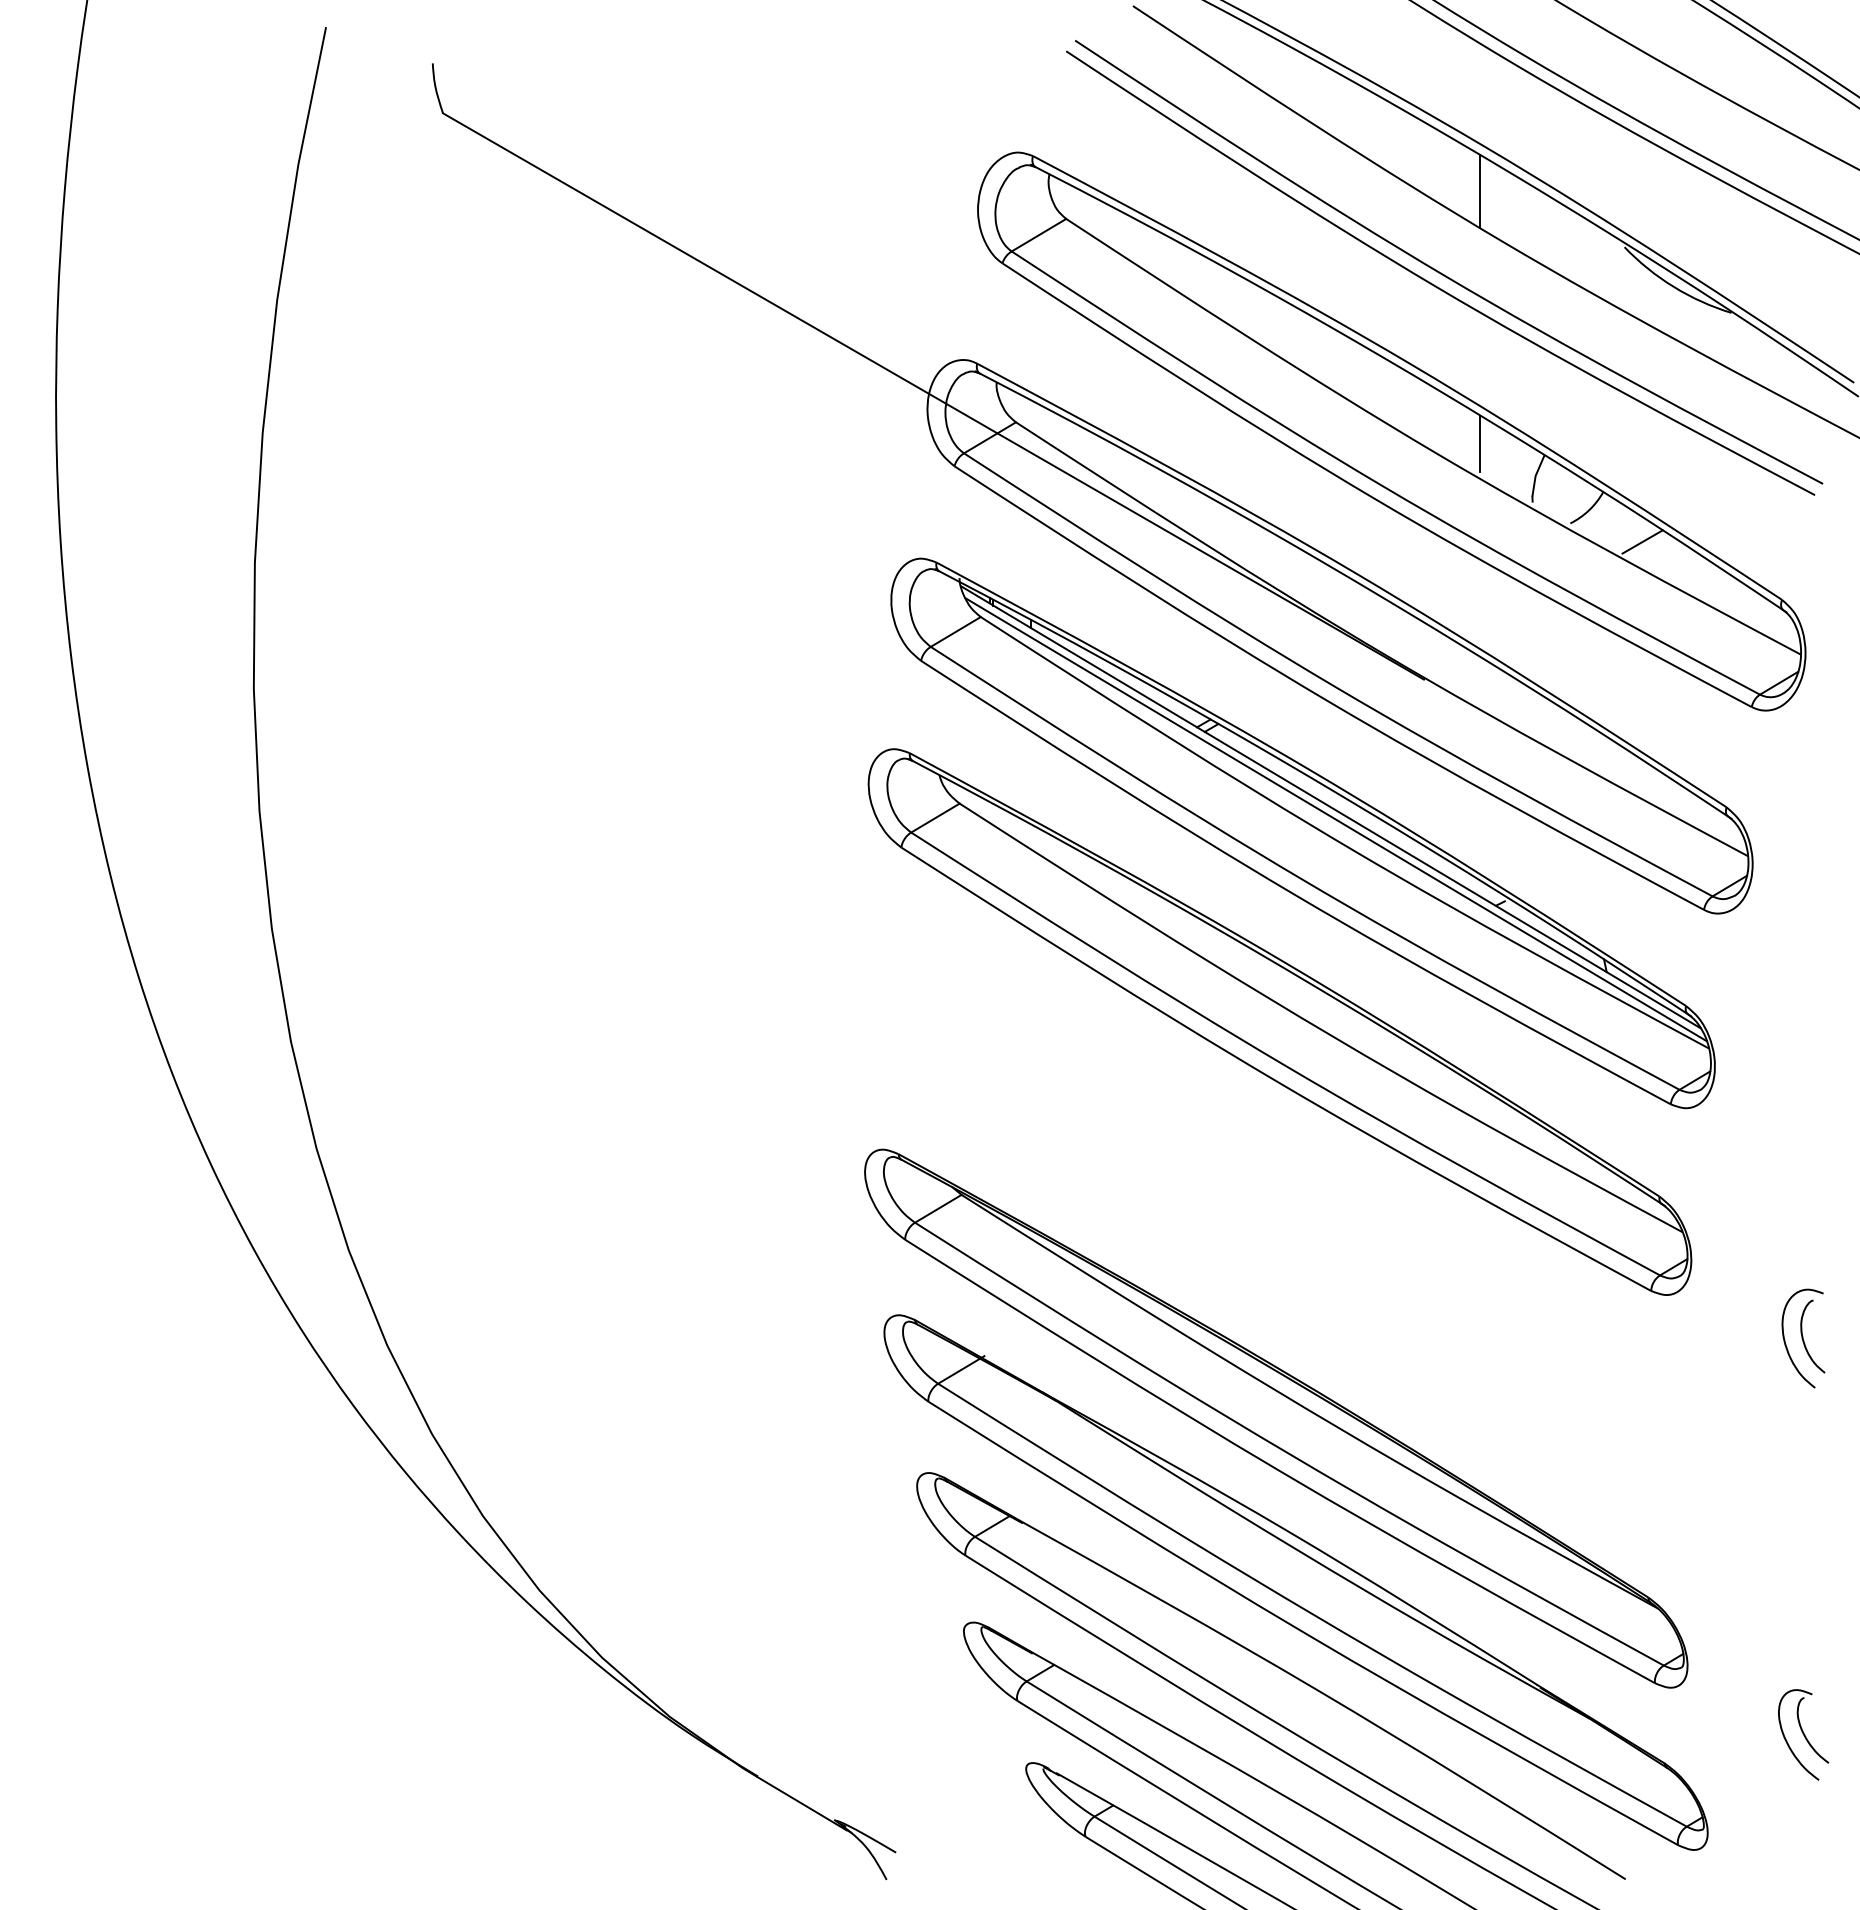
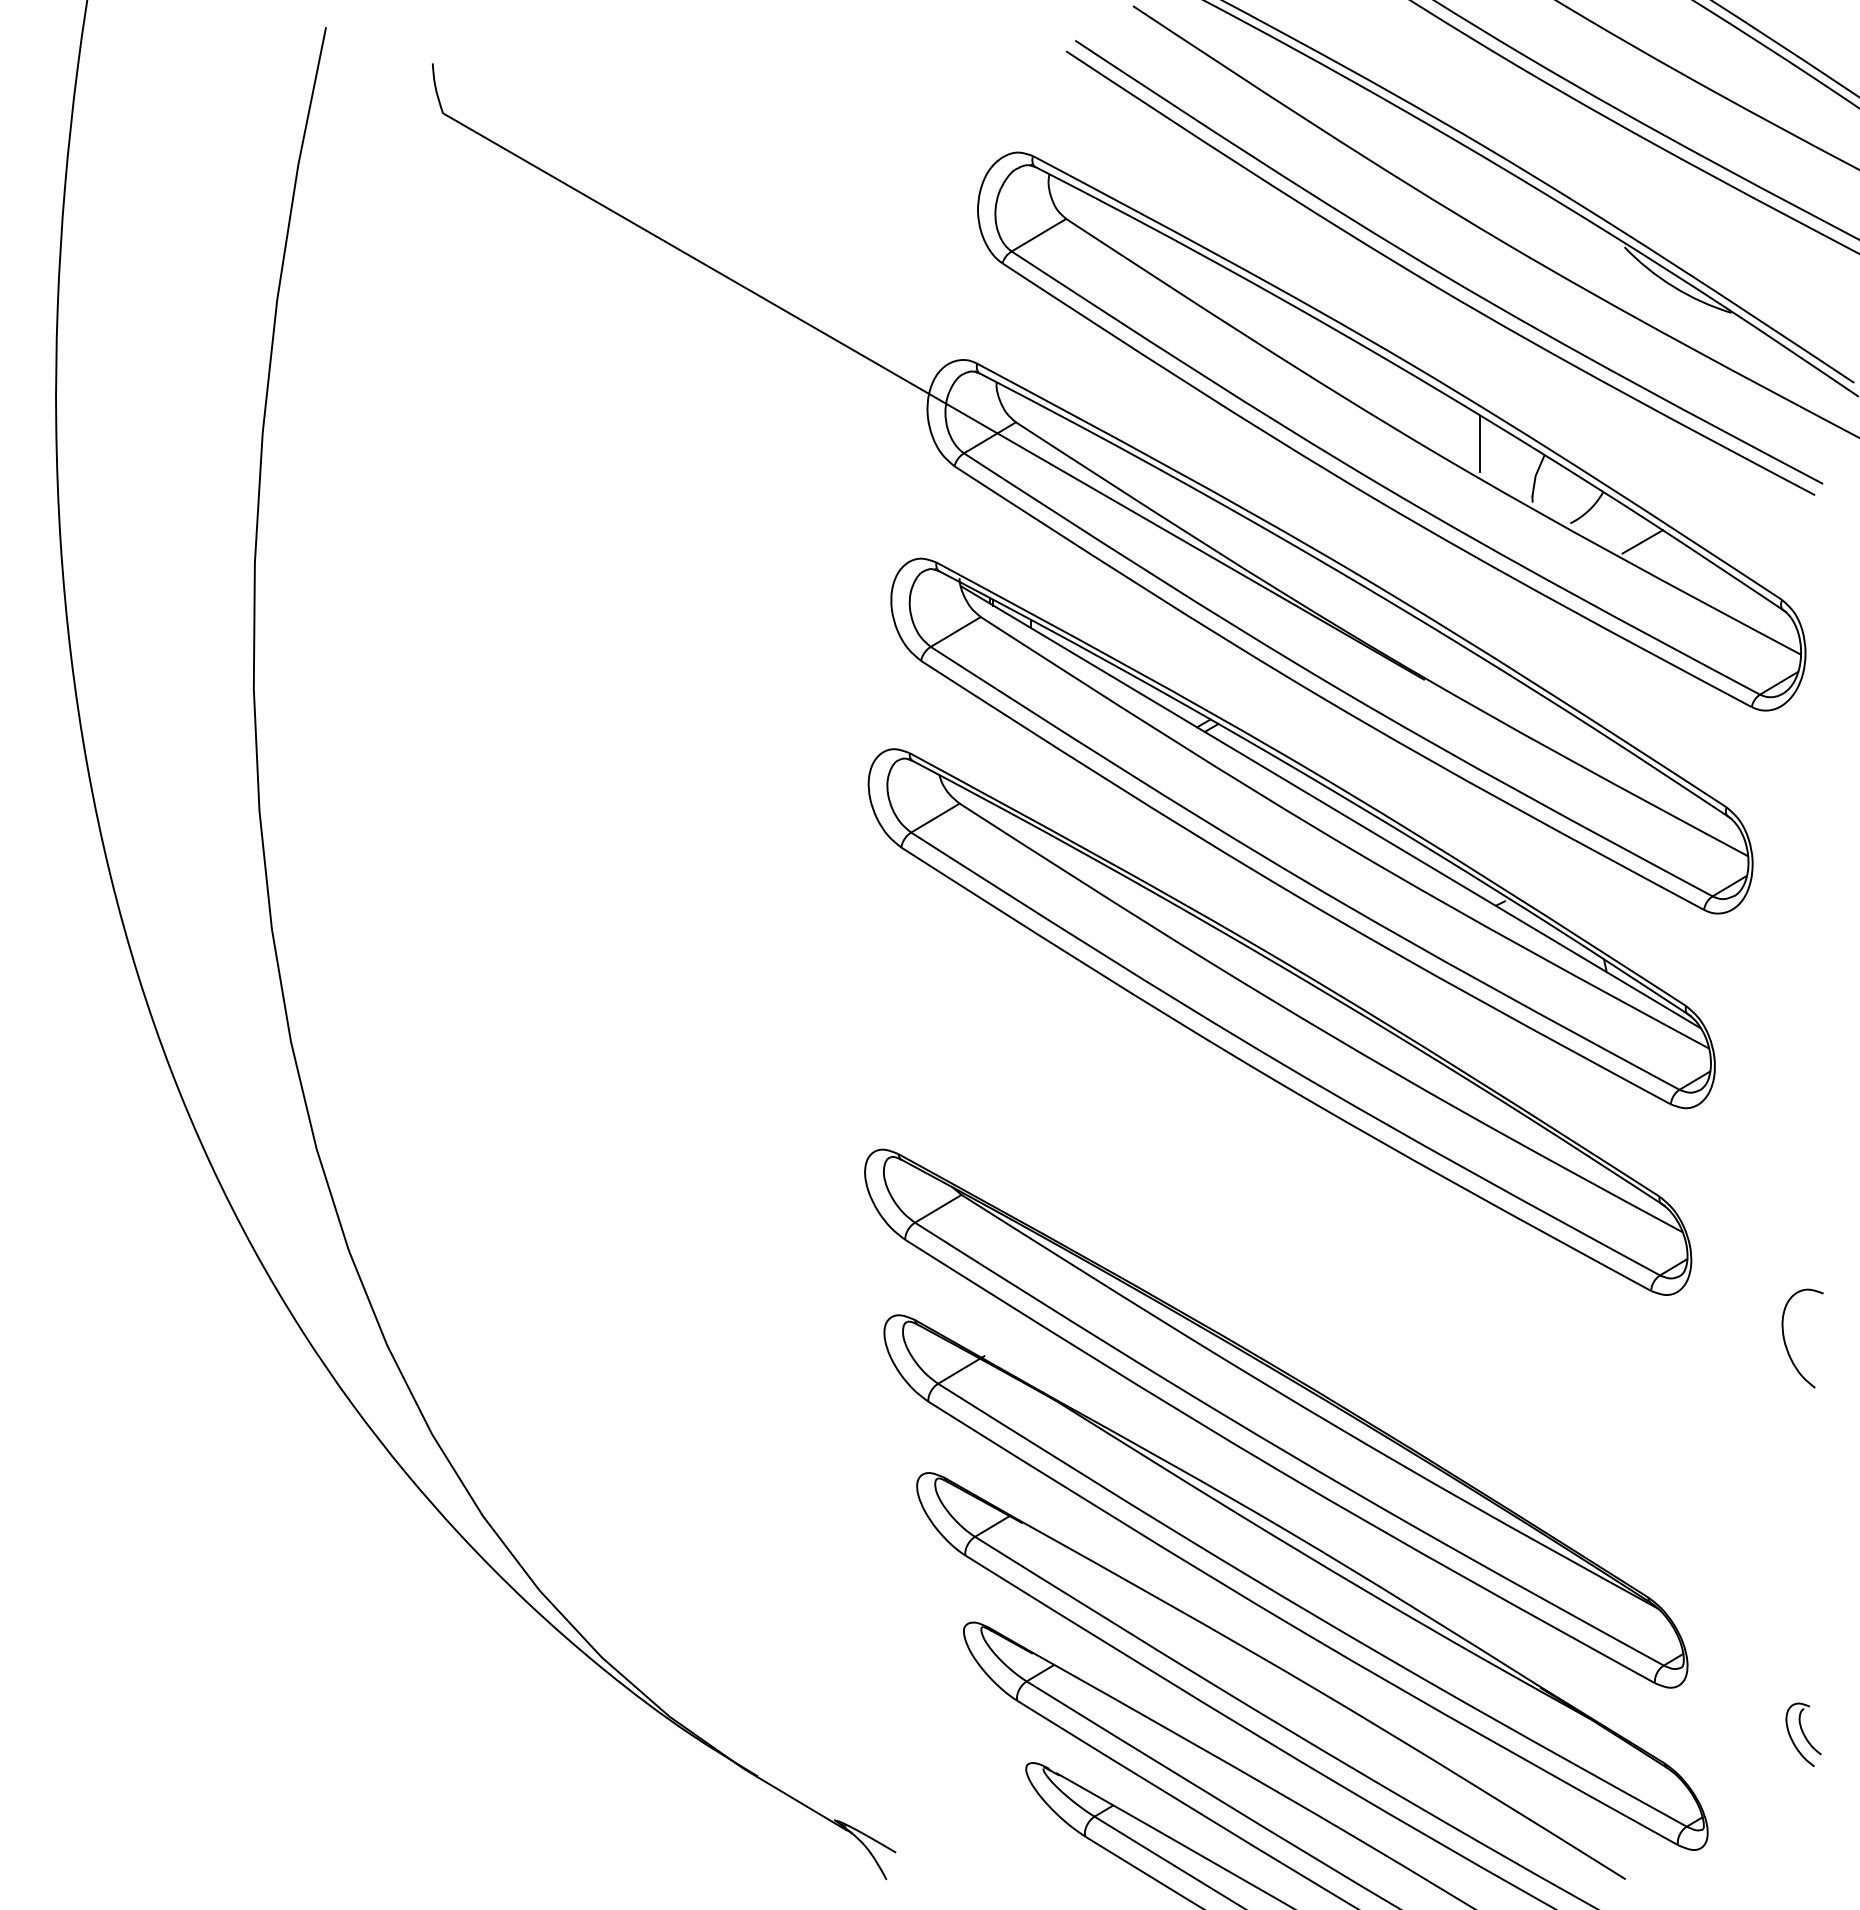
line: present -> none (1480, 191)
line: present -> none (1335, 819)
curve: present -> none (1804, 1340)
part size: 52x92 px -> 37x66 px (1803, 1734)
